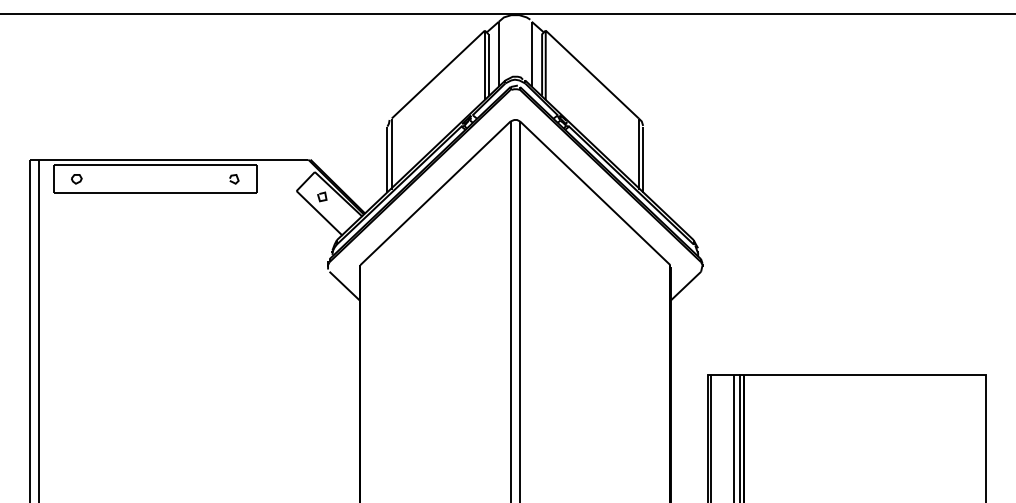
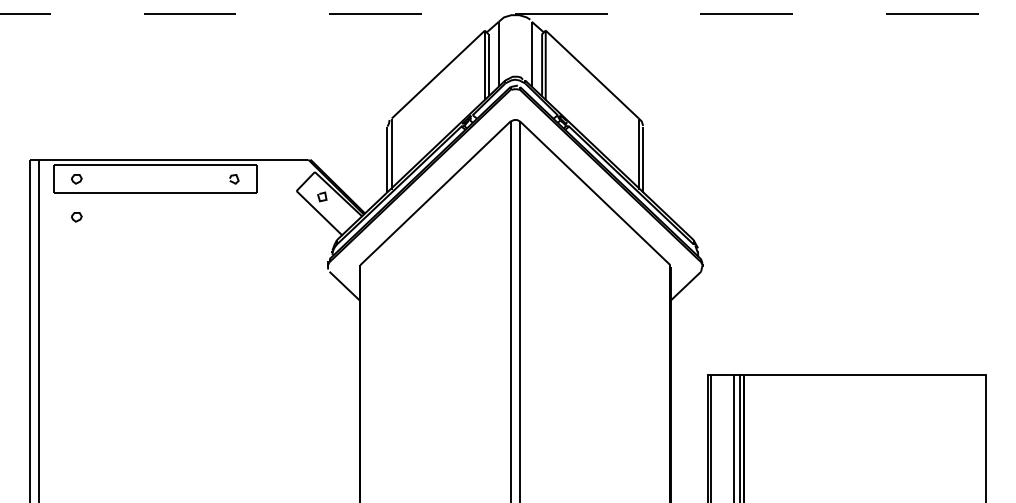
line: solid -> dashed (508, 14)
part: none -> present (76, 217)
